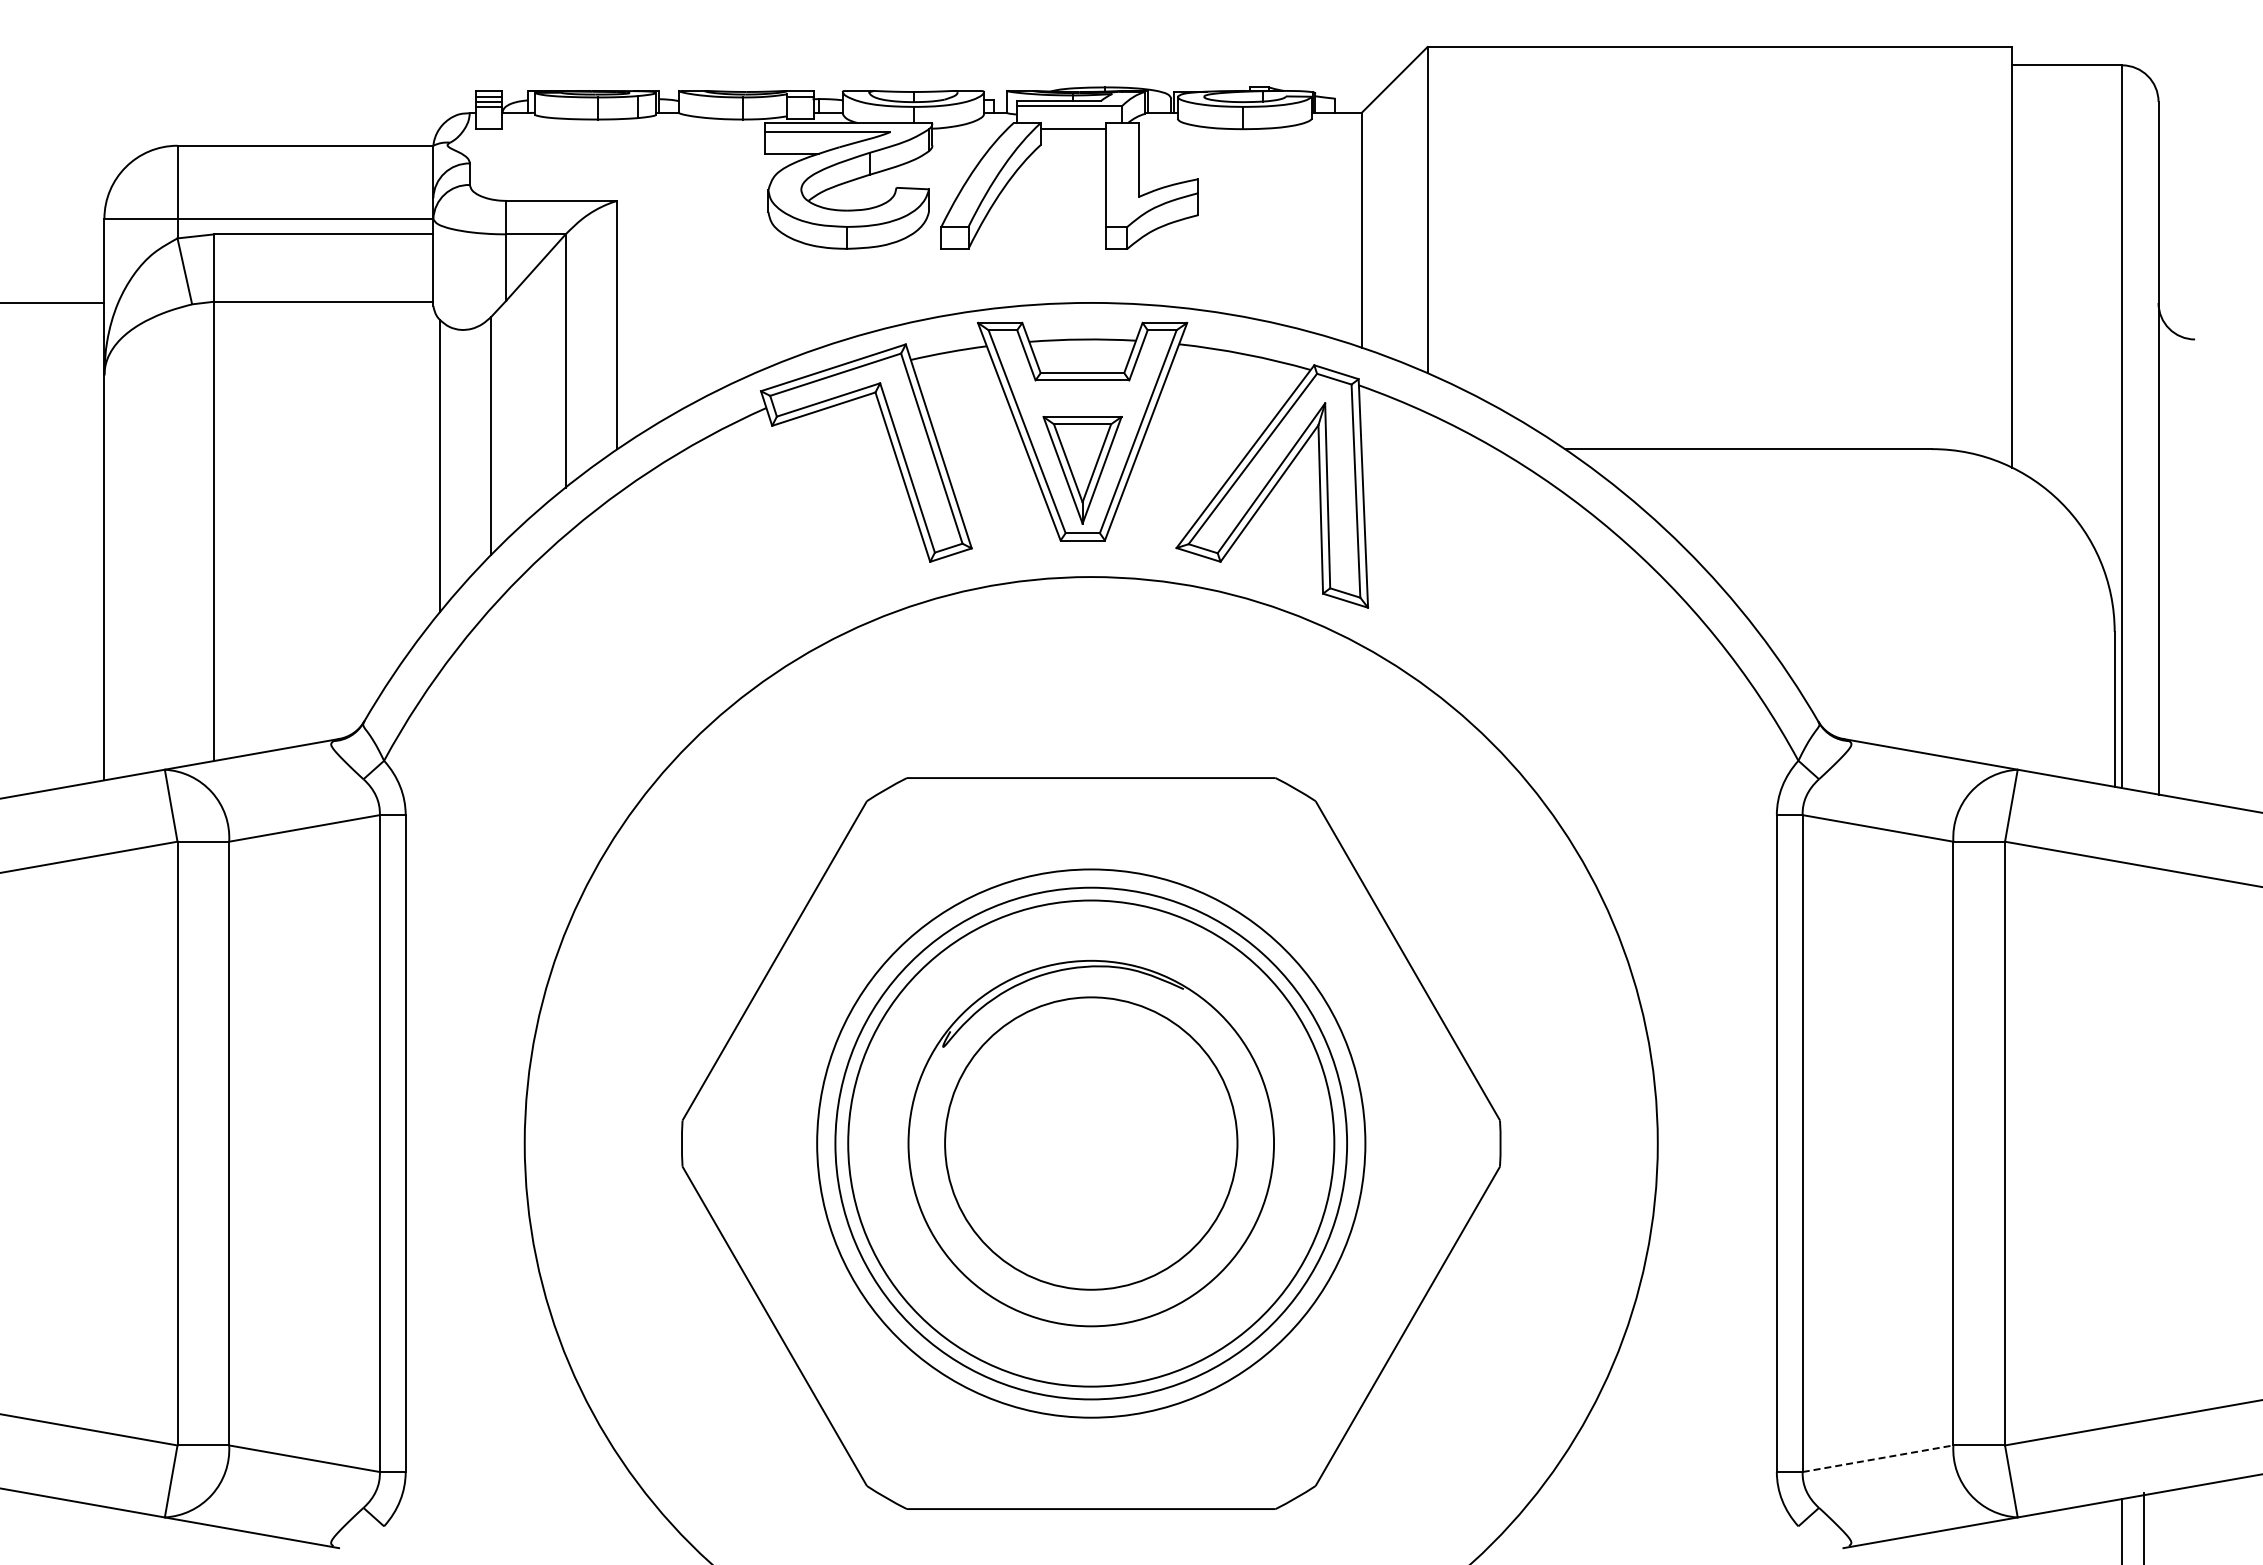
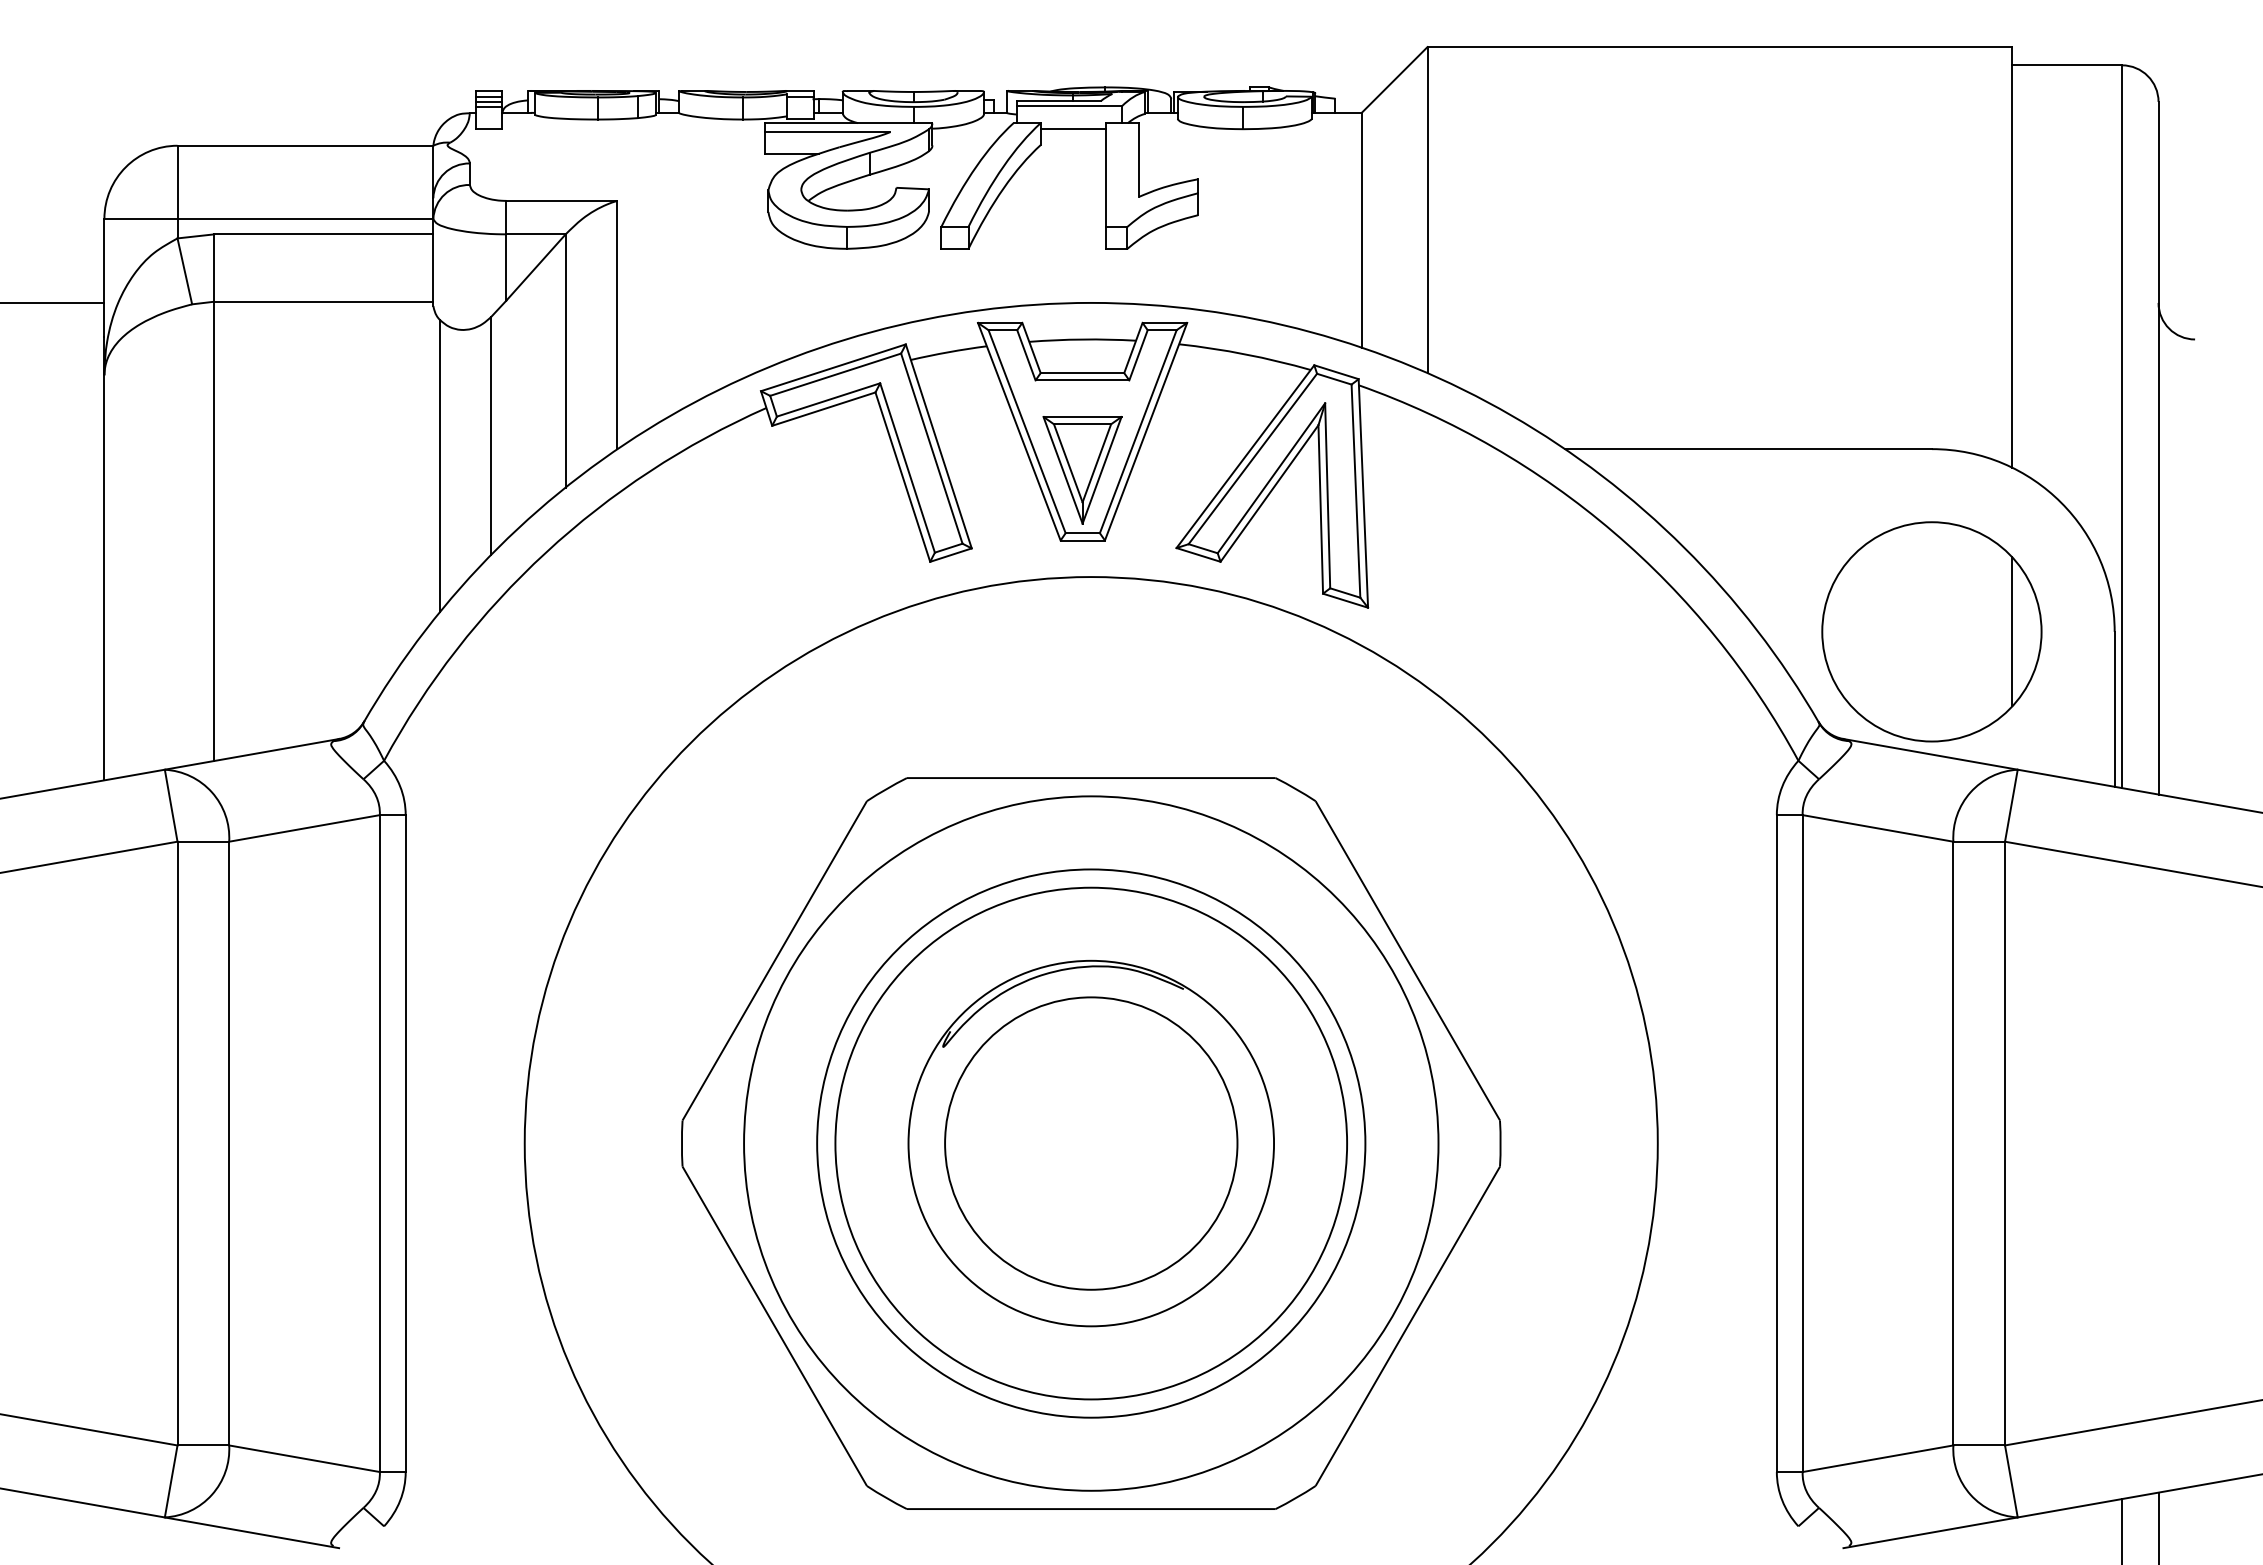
part: none -> present (1931, 631)
circle diameter: 486 px -> 694 px (1091, 1143)
line: dashed -> solid (1878, 1458)
line position: (2143, 1526) -> (2158, 1526) (2158, 1526)
